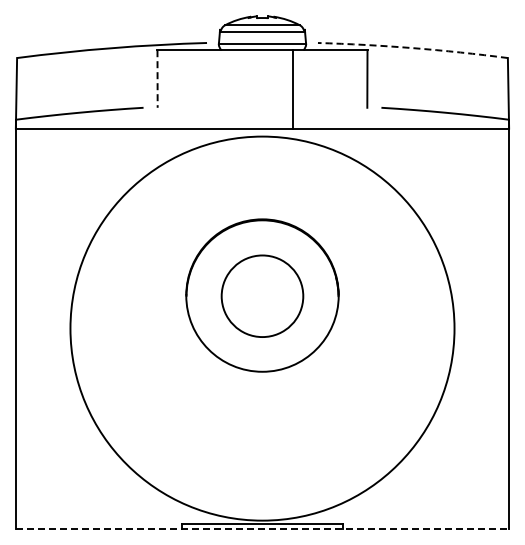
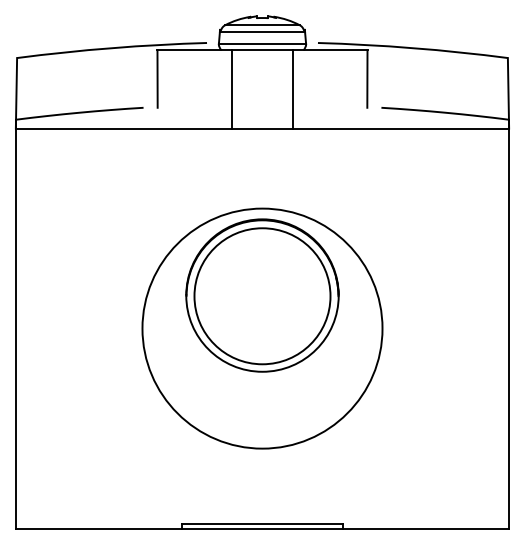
arc: dashed -> solid (413, 48)
line: dashed -> solid (157, 78)
line: none -> present (232, 89)
circle diameter: 82 px -> 136 px (262, 296)
circle diameter: 384 px -> 240 px (262, 328)
line: dashed -> solid (262, 528)
